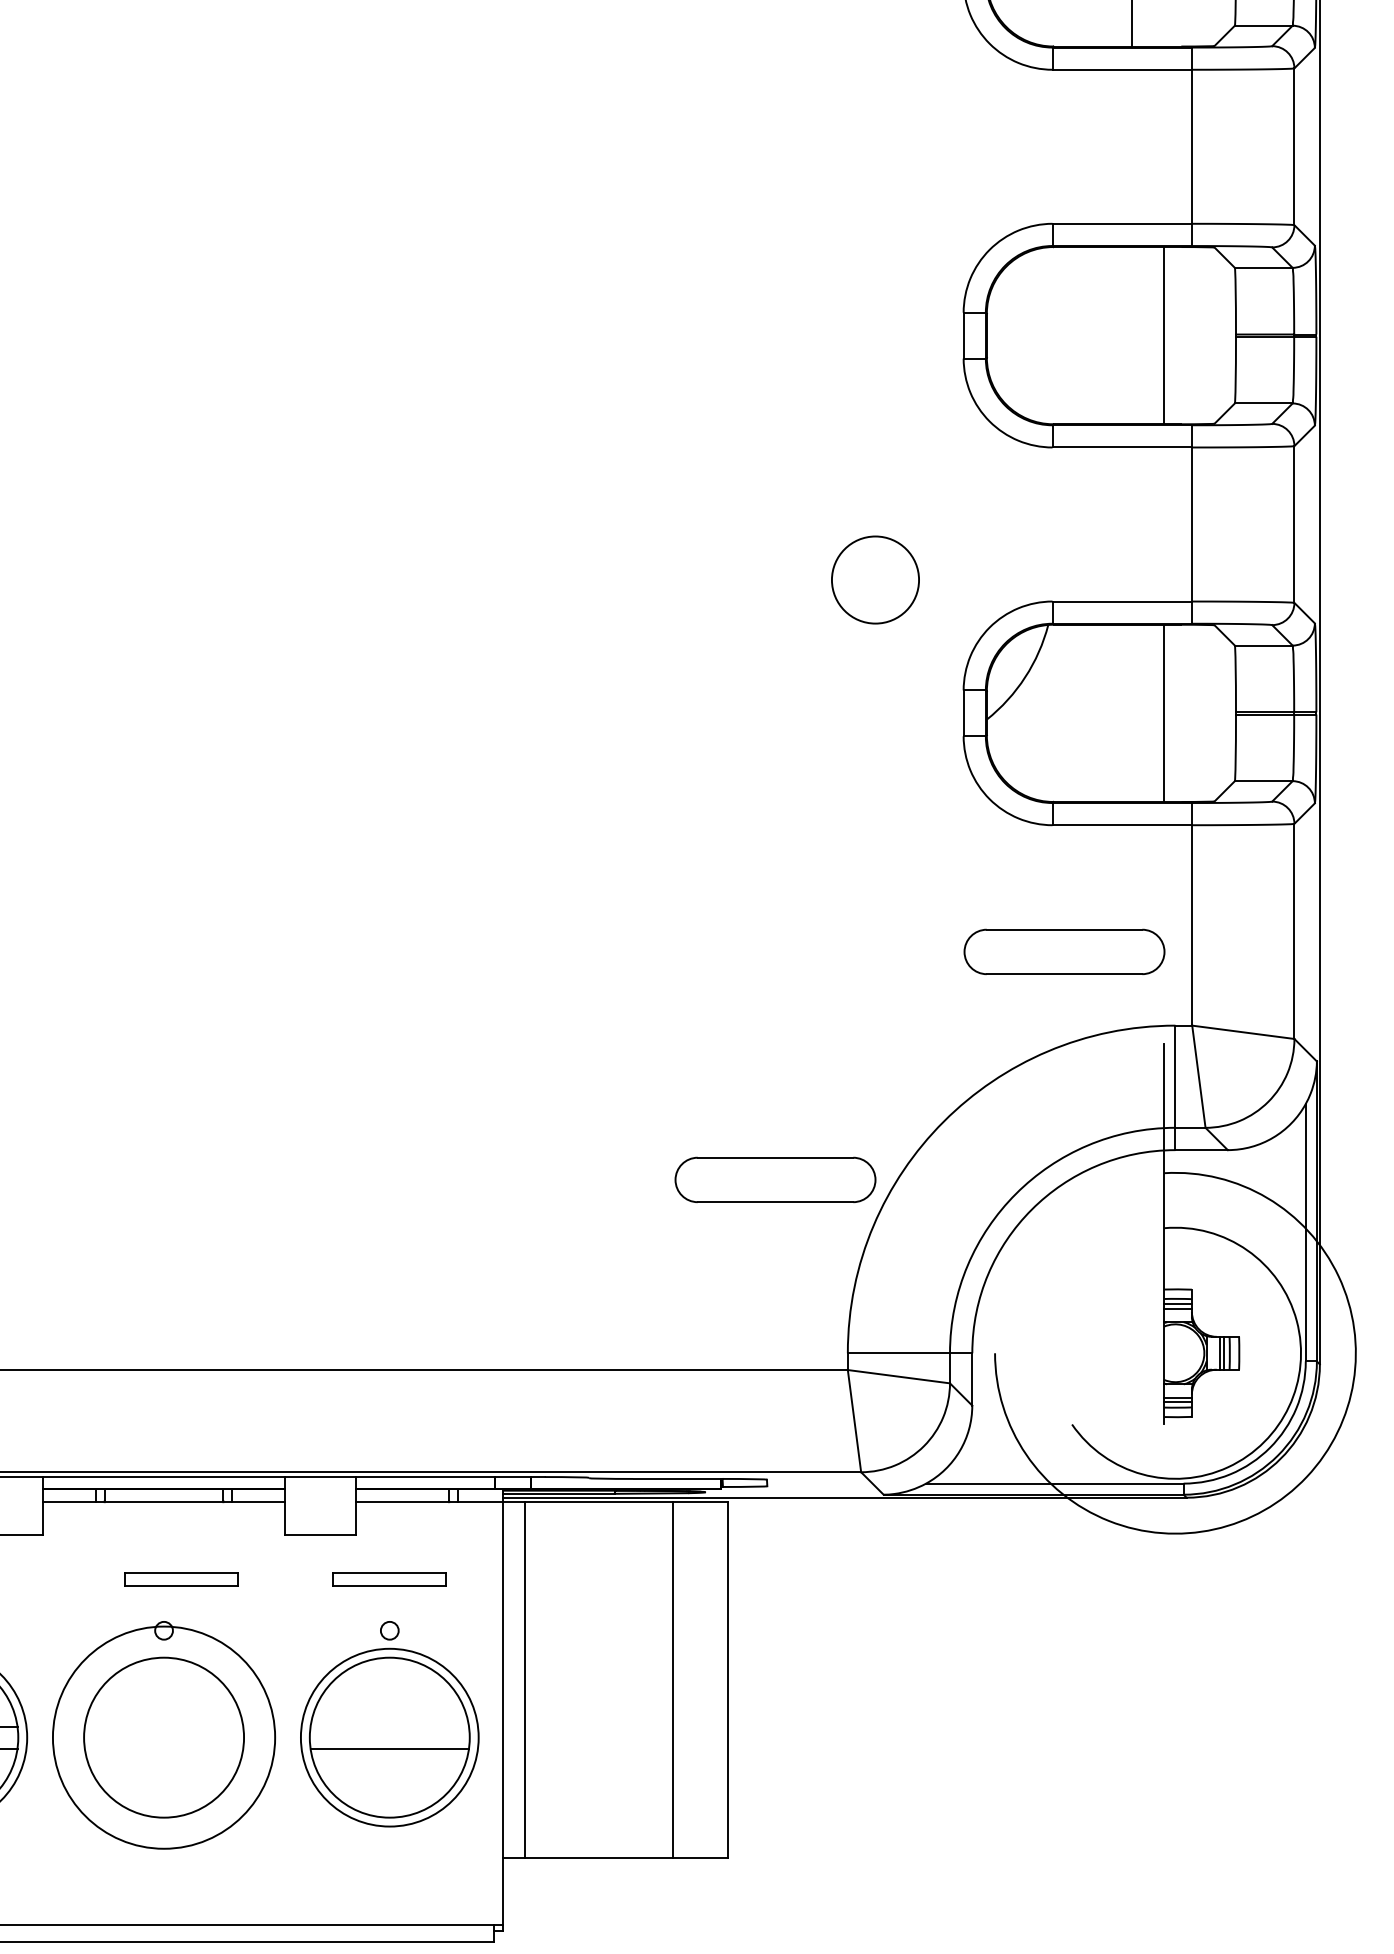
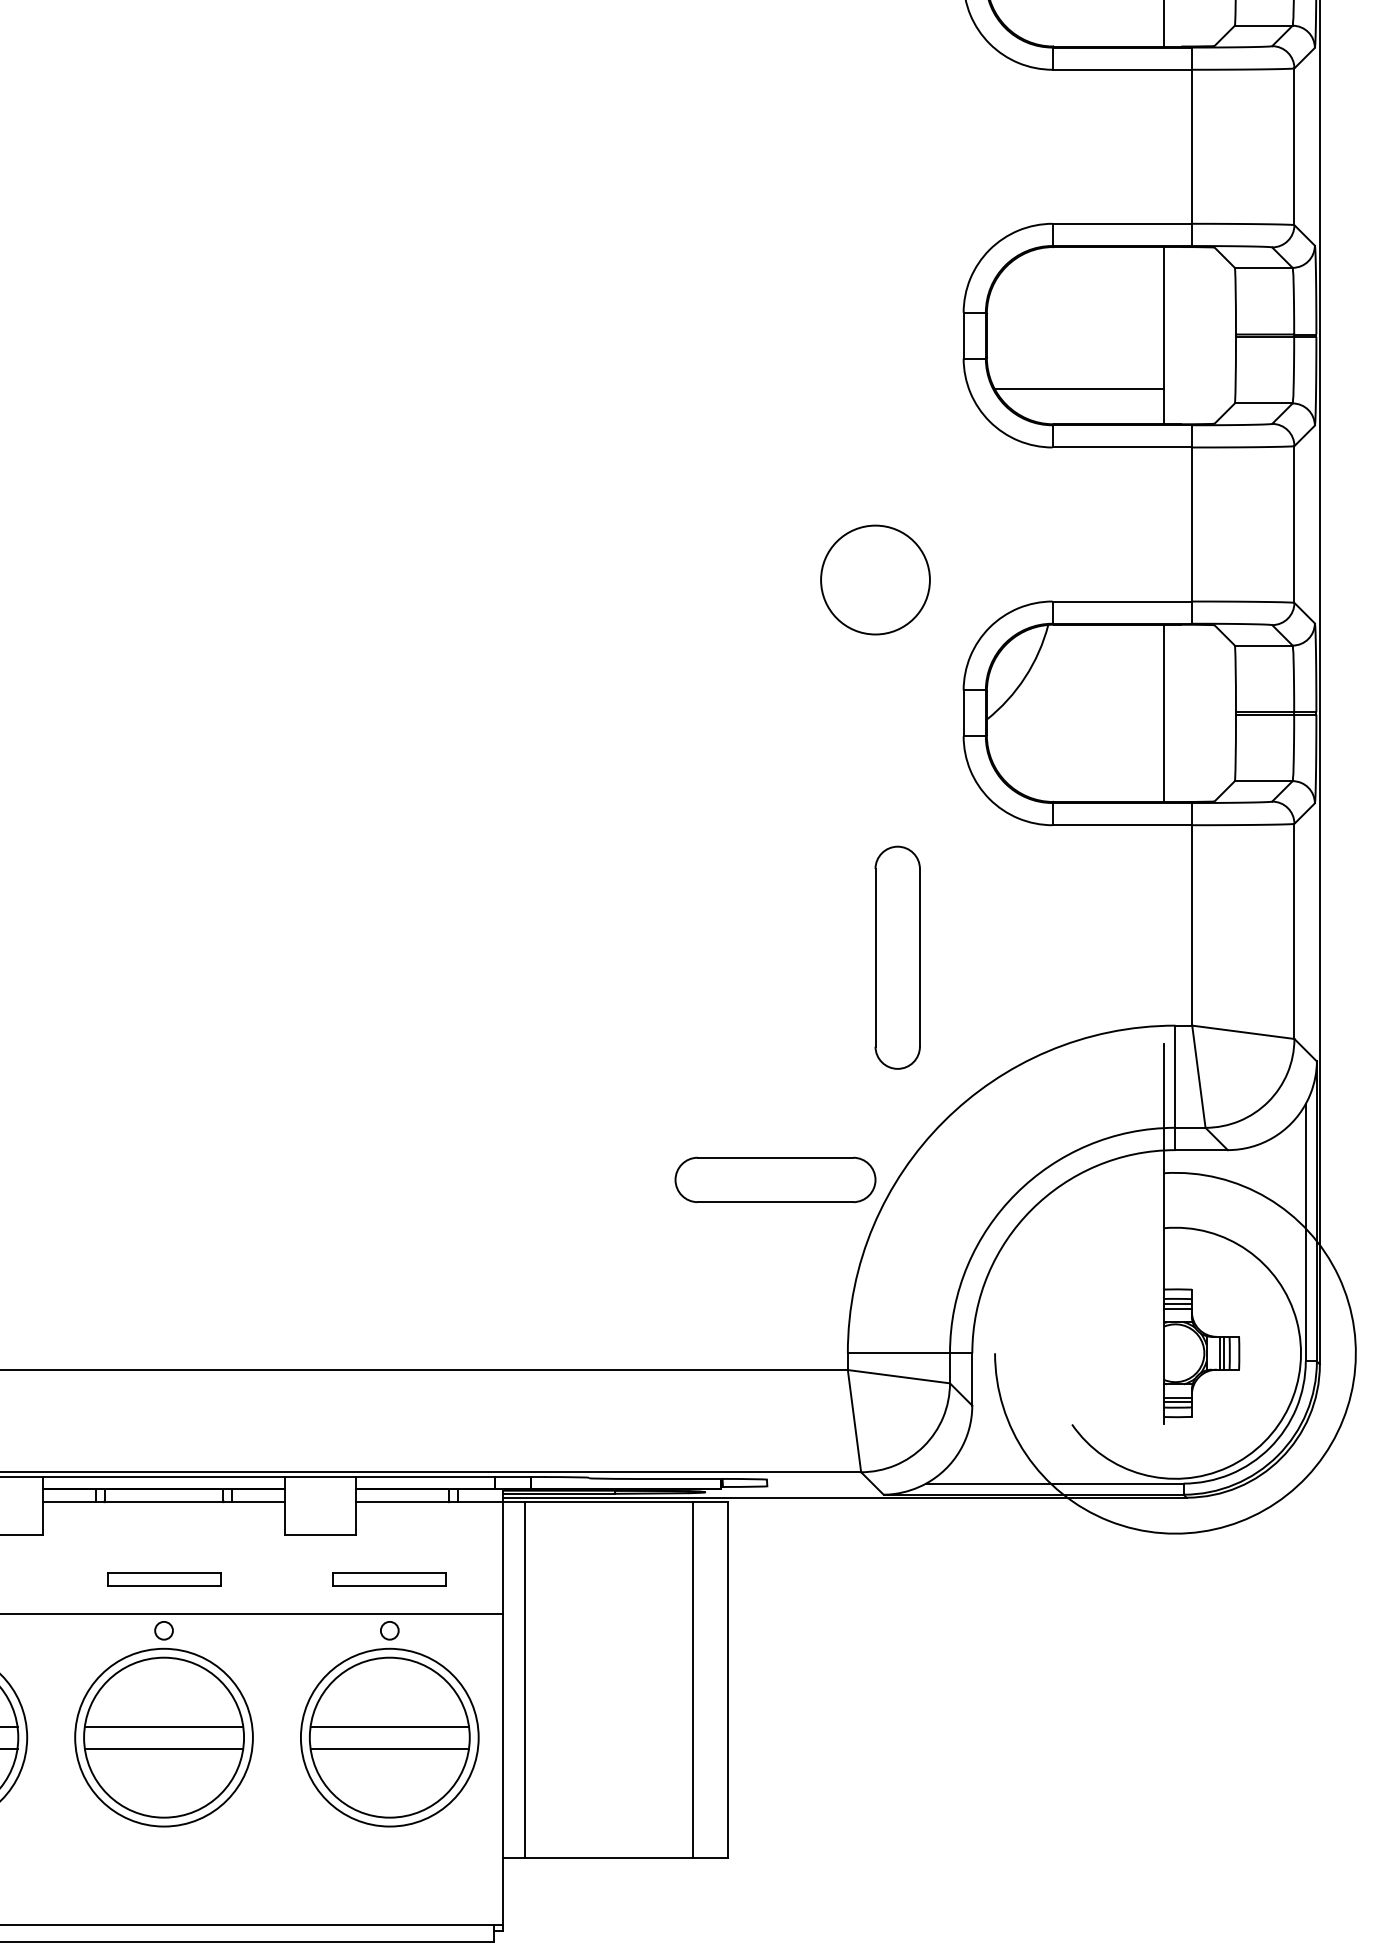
line position: (1132, 24) -> (1164, 24) (1164, 24)
line: none -> present (1079, 388)
circle size: 89x90 px -> 111x112 px (875, 579)
part: present -> none (1064, 951)
part: none -> present (897, 957)
part position: (181, 1579) -> (164, 1579) (164, 1579)
line: none -> present (252, 1613)
line position: (672, 1679) -> (692, 1679) (692, 1679)
line: none -> present (163, 1726)
line: none -> present (389, 1726)
circle diameter: 222 px -> 178 px (163, 1737)
line: none -> present (163, 1748)
